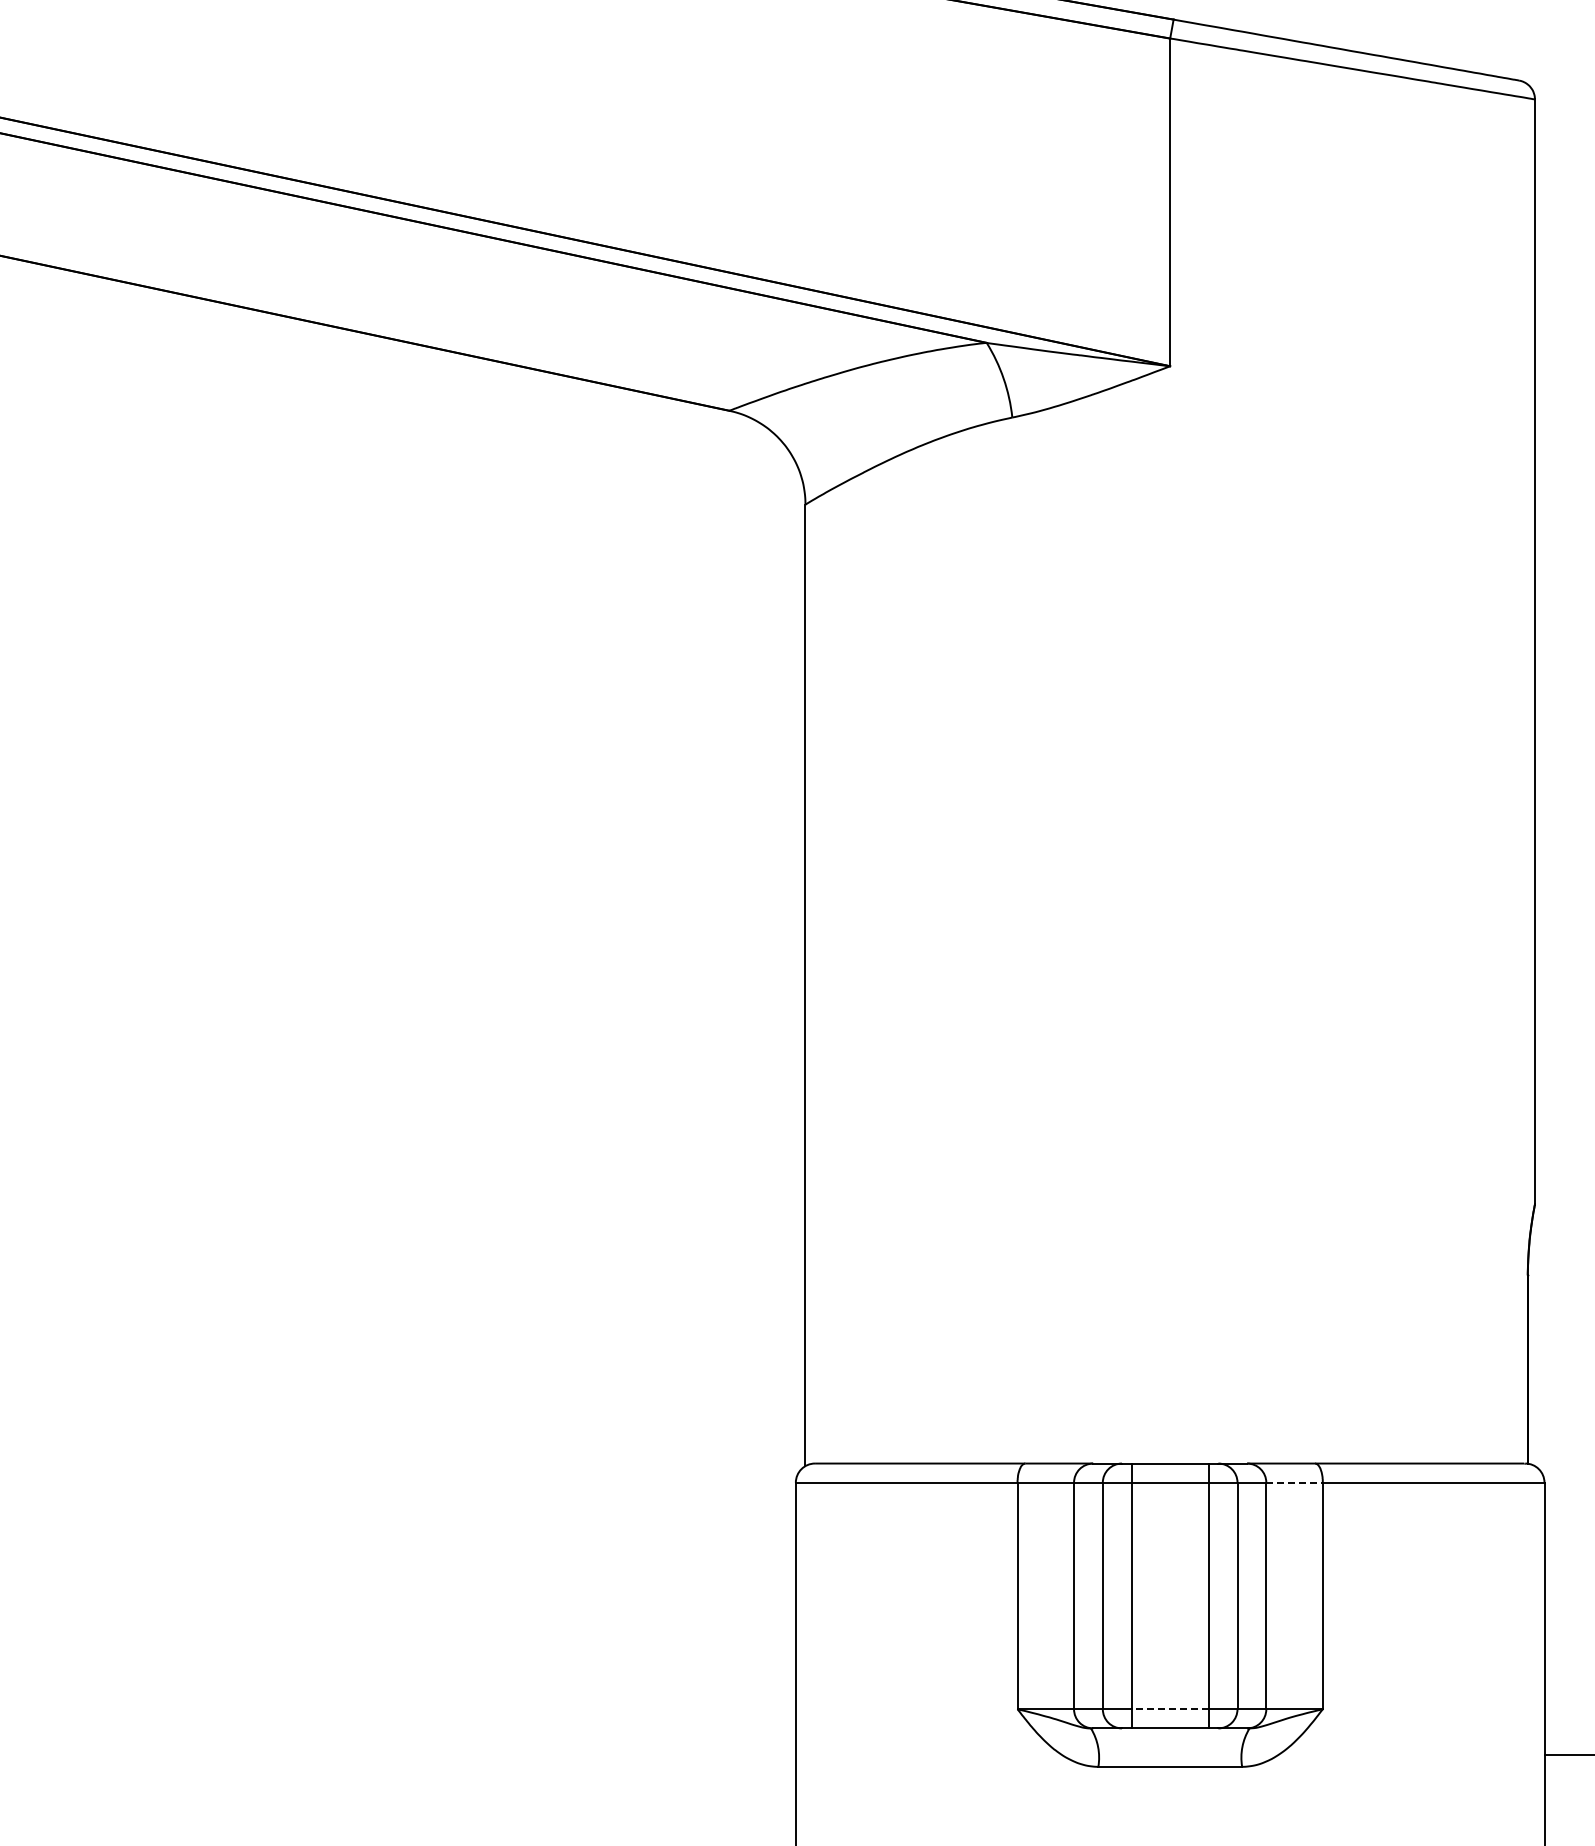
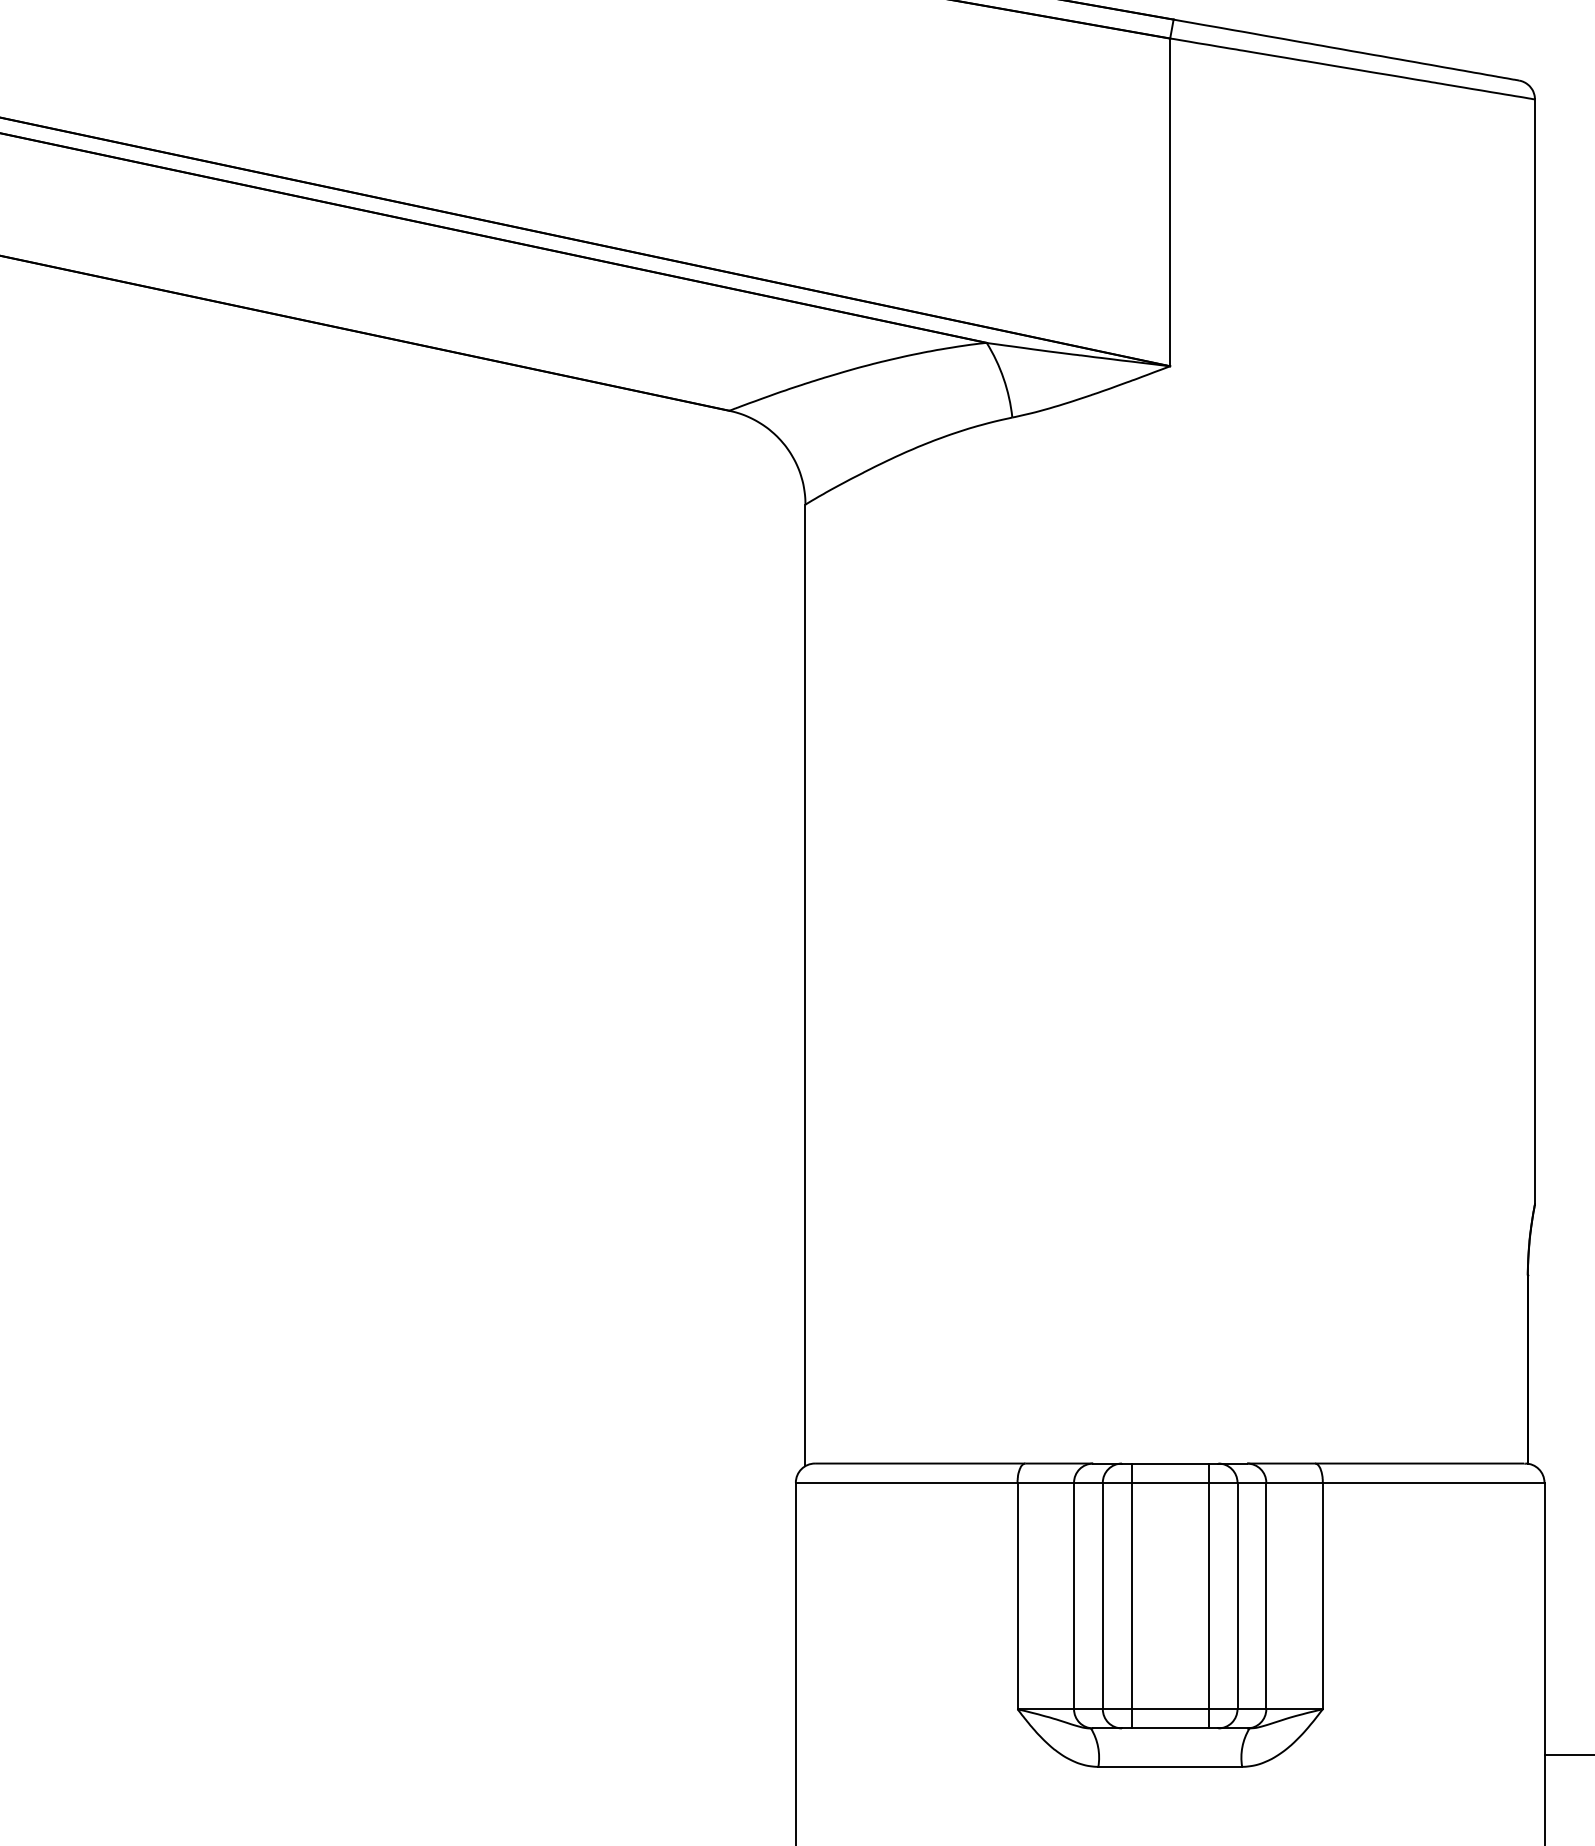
line: dashed -> solid (1295, 1482)
line: dashed -> solid (1170, 1709)
